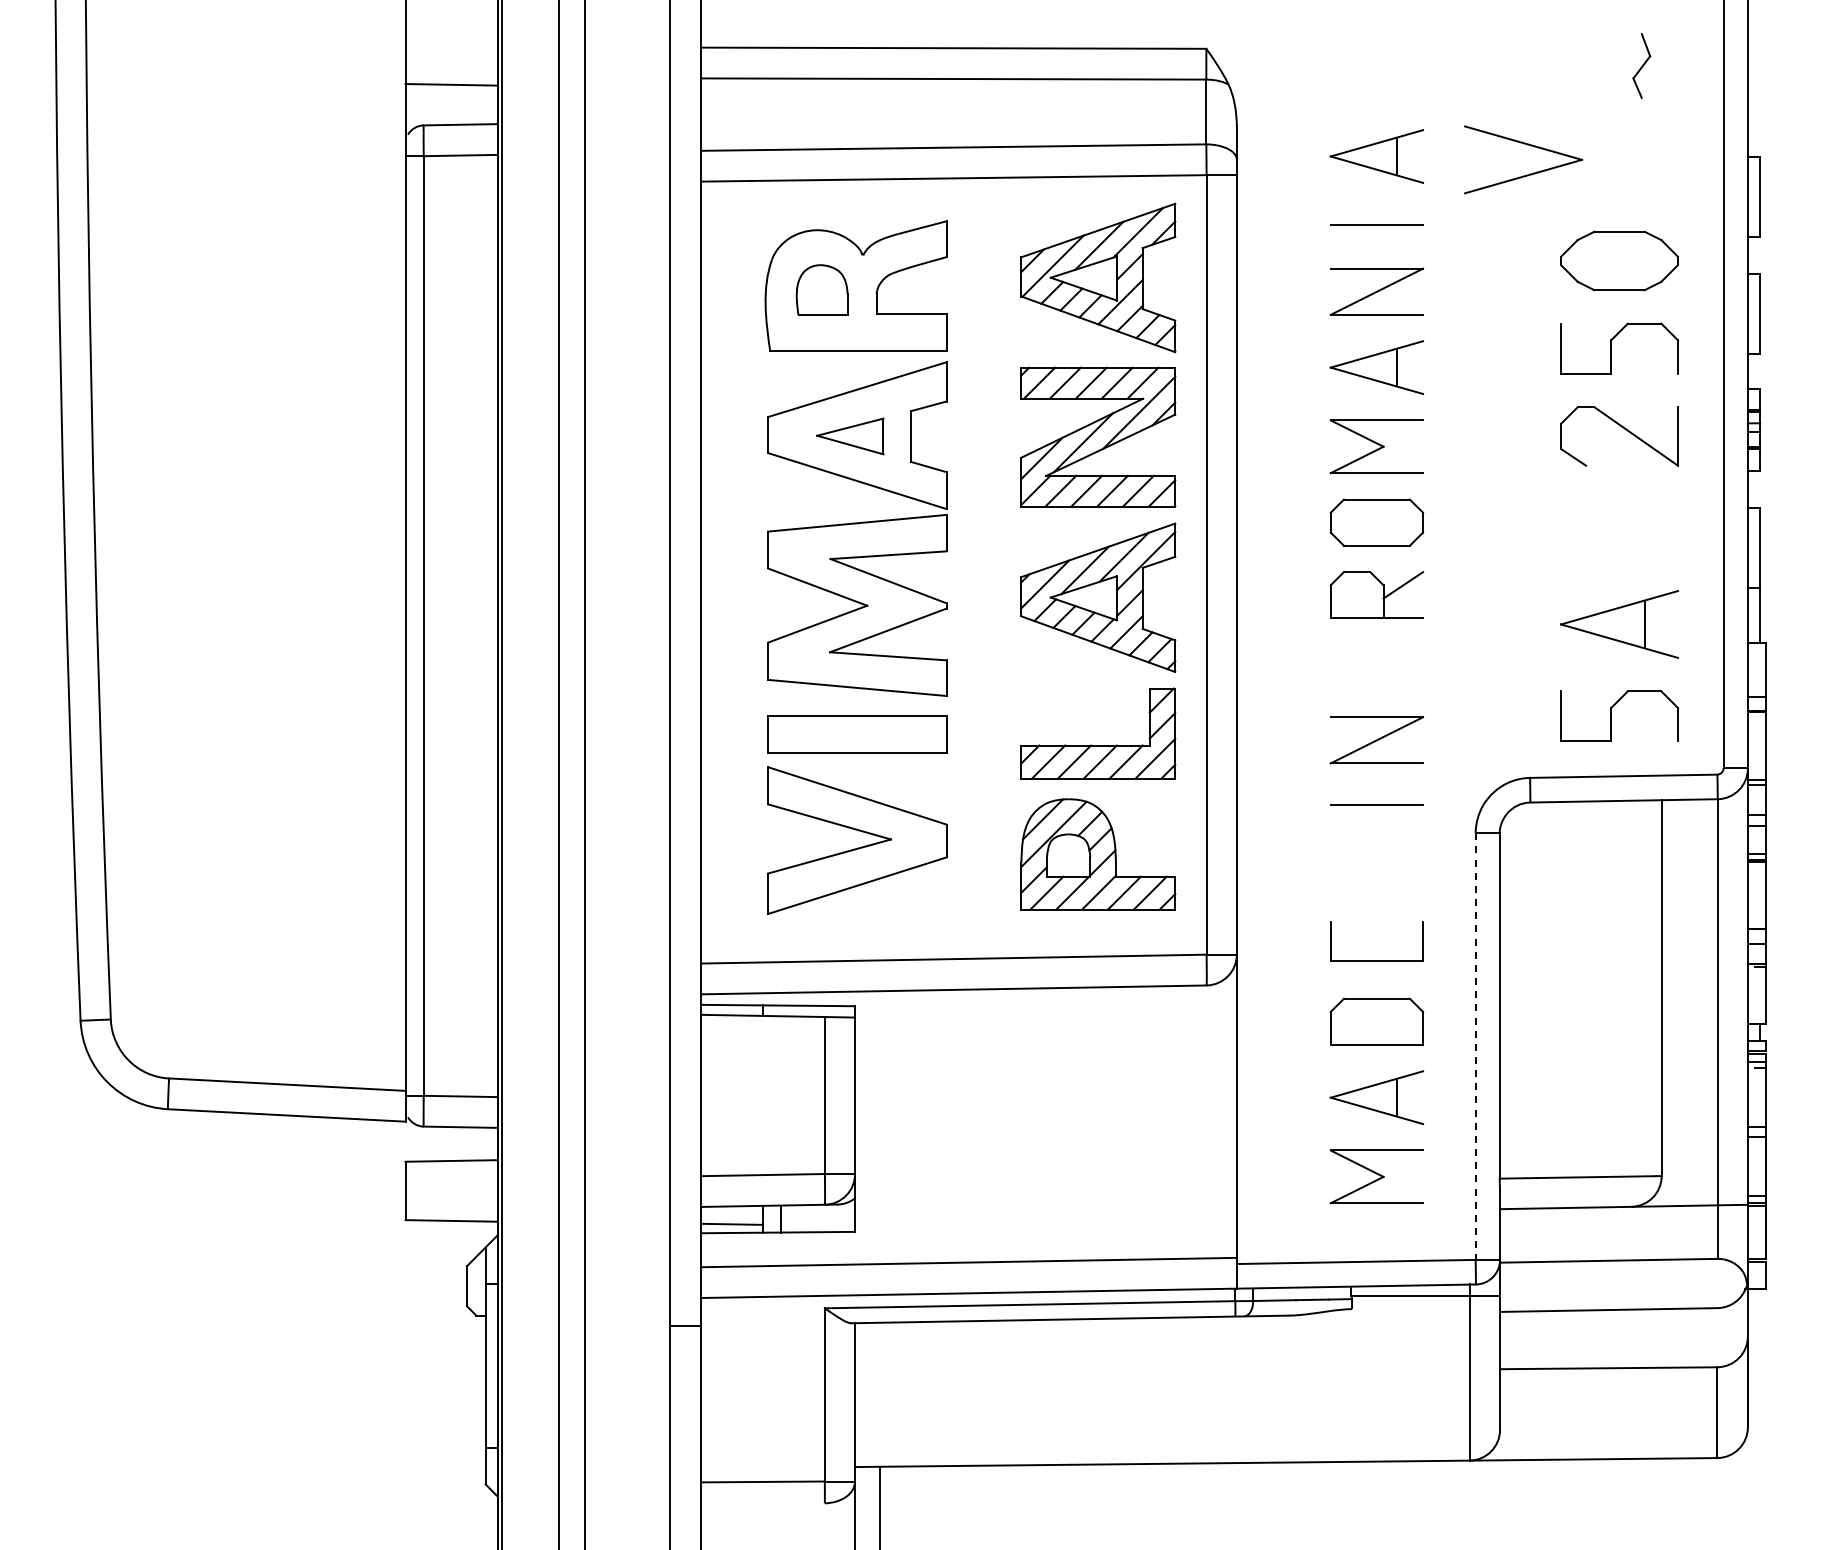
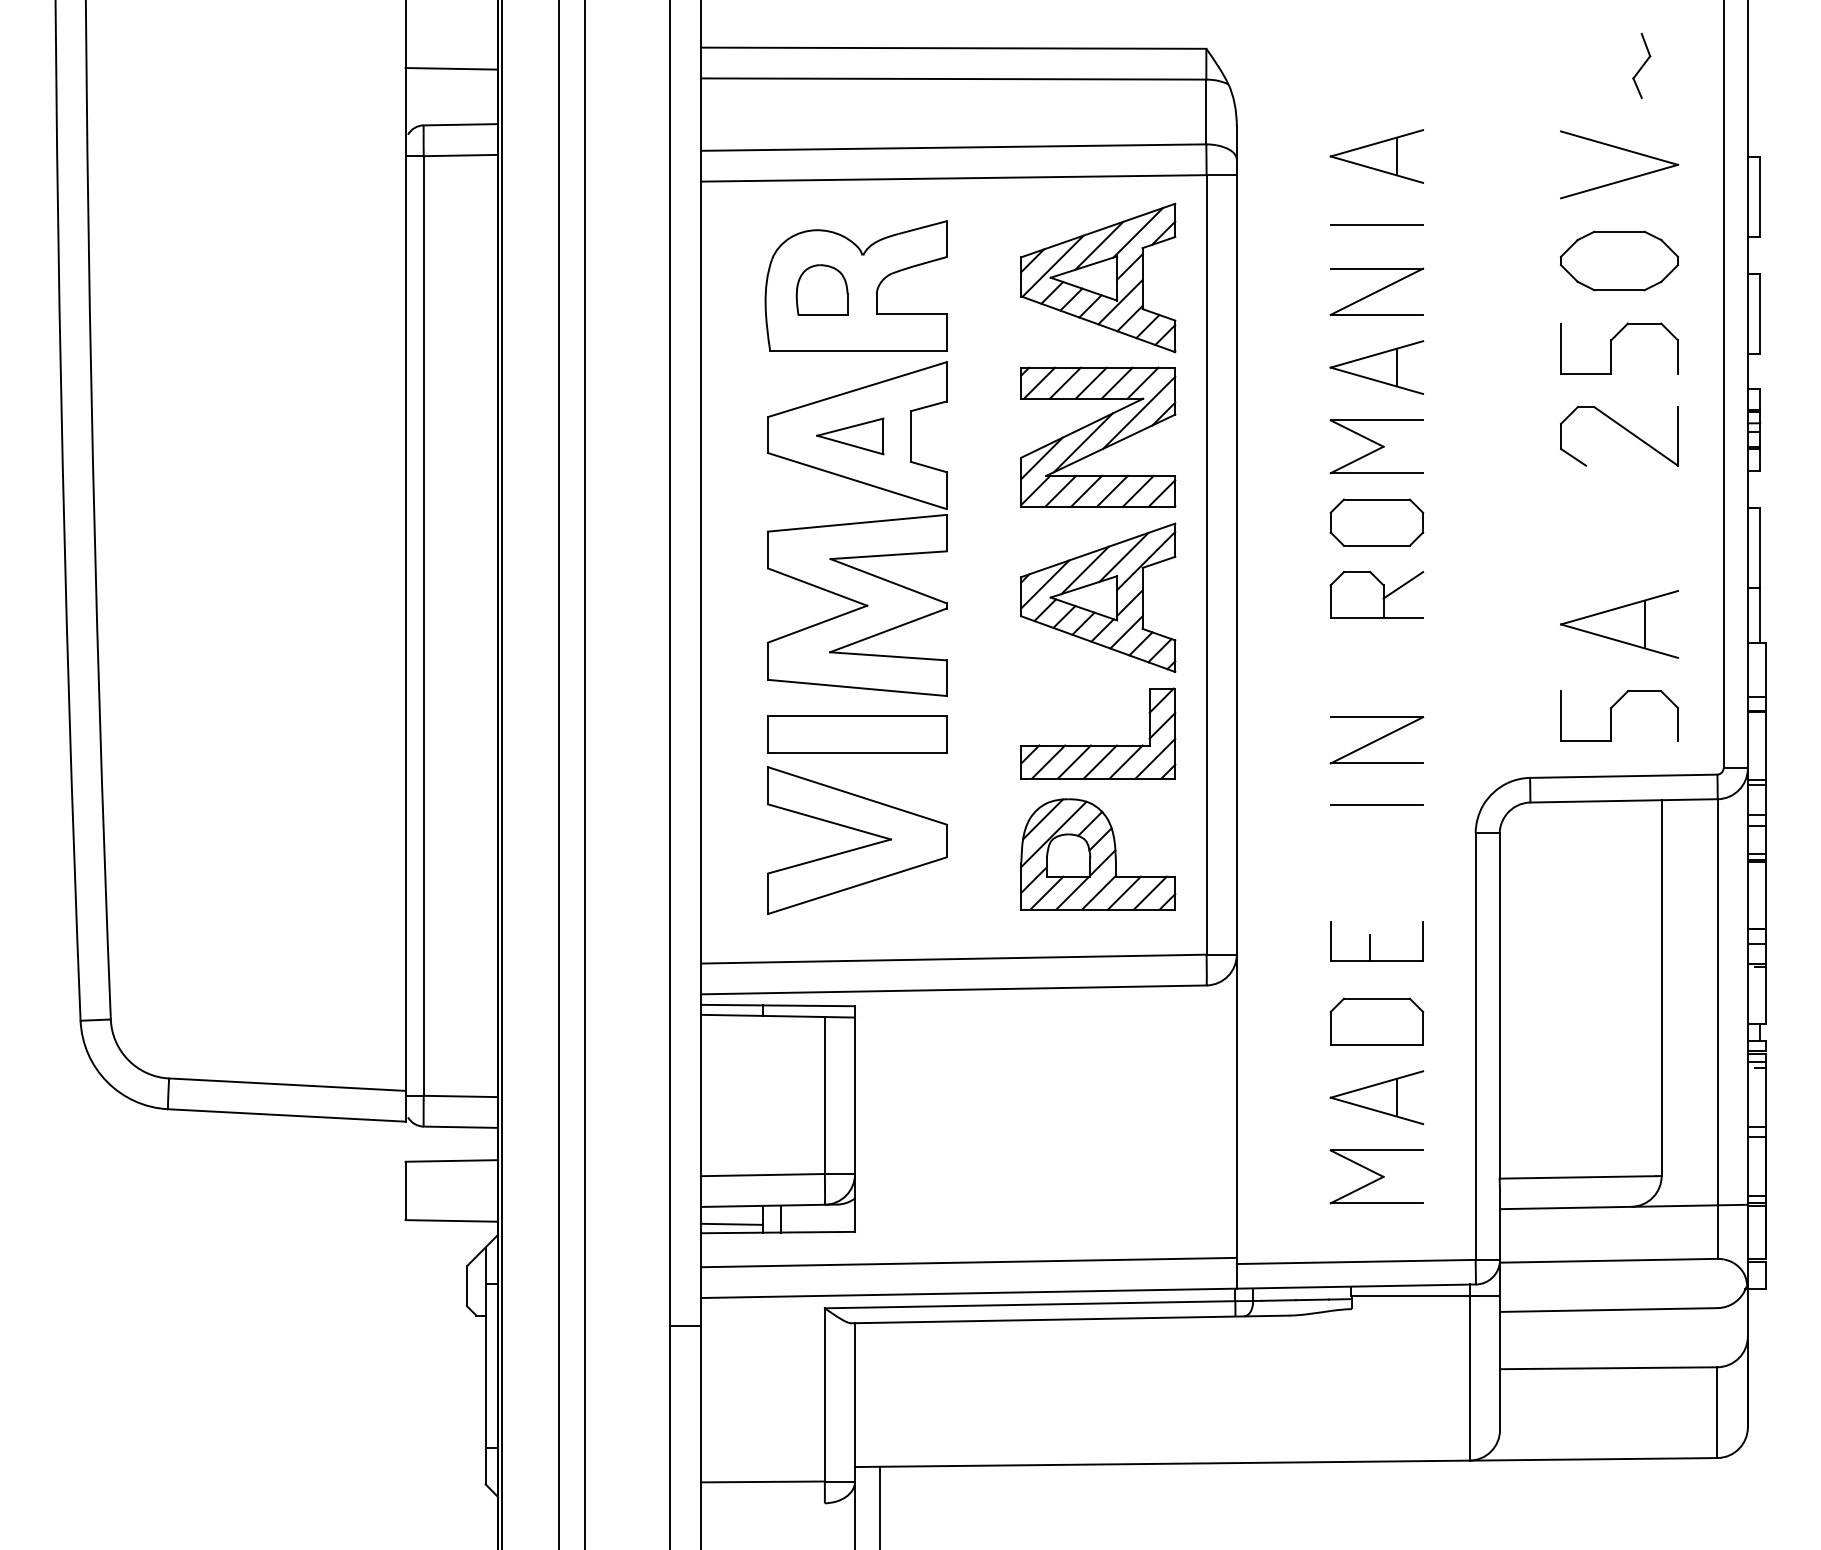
line position: (451, 84) -> (451, 68) (451, 68)
part position: (1527, 145) -> (1623, 150) (1623, 150)
line: none -> present (1370, 947)
line: dashed -> solid (1475, 1047)
